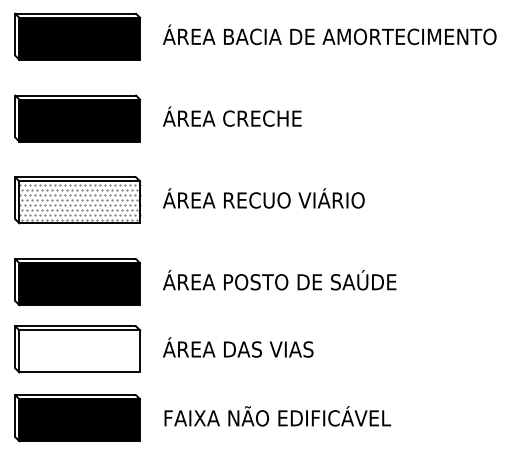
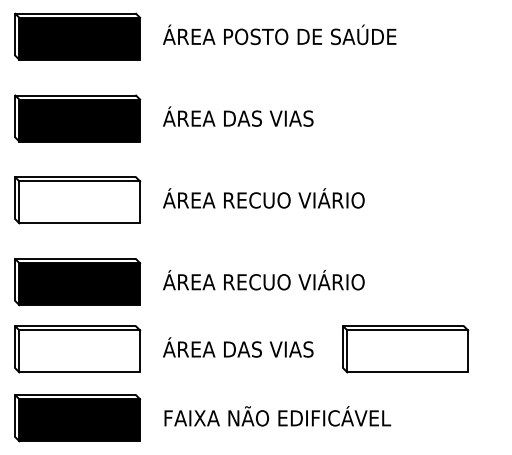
text: ÁREA BACIA DE AMORTECIMENTO -> ÁREA POSTO DE SAÚDE (360, 34)
text: ÁREA CRECHE -> ÁREA DAS VIAS (268, 118)
hatch: present -> none (79, 201)
text: ÁREA POSTO DE SAÚDE -> ÁREA RECUO VIÁRIO (311, 280)
part: none -> present (405, 349)
